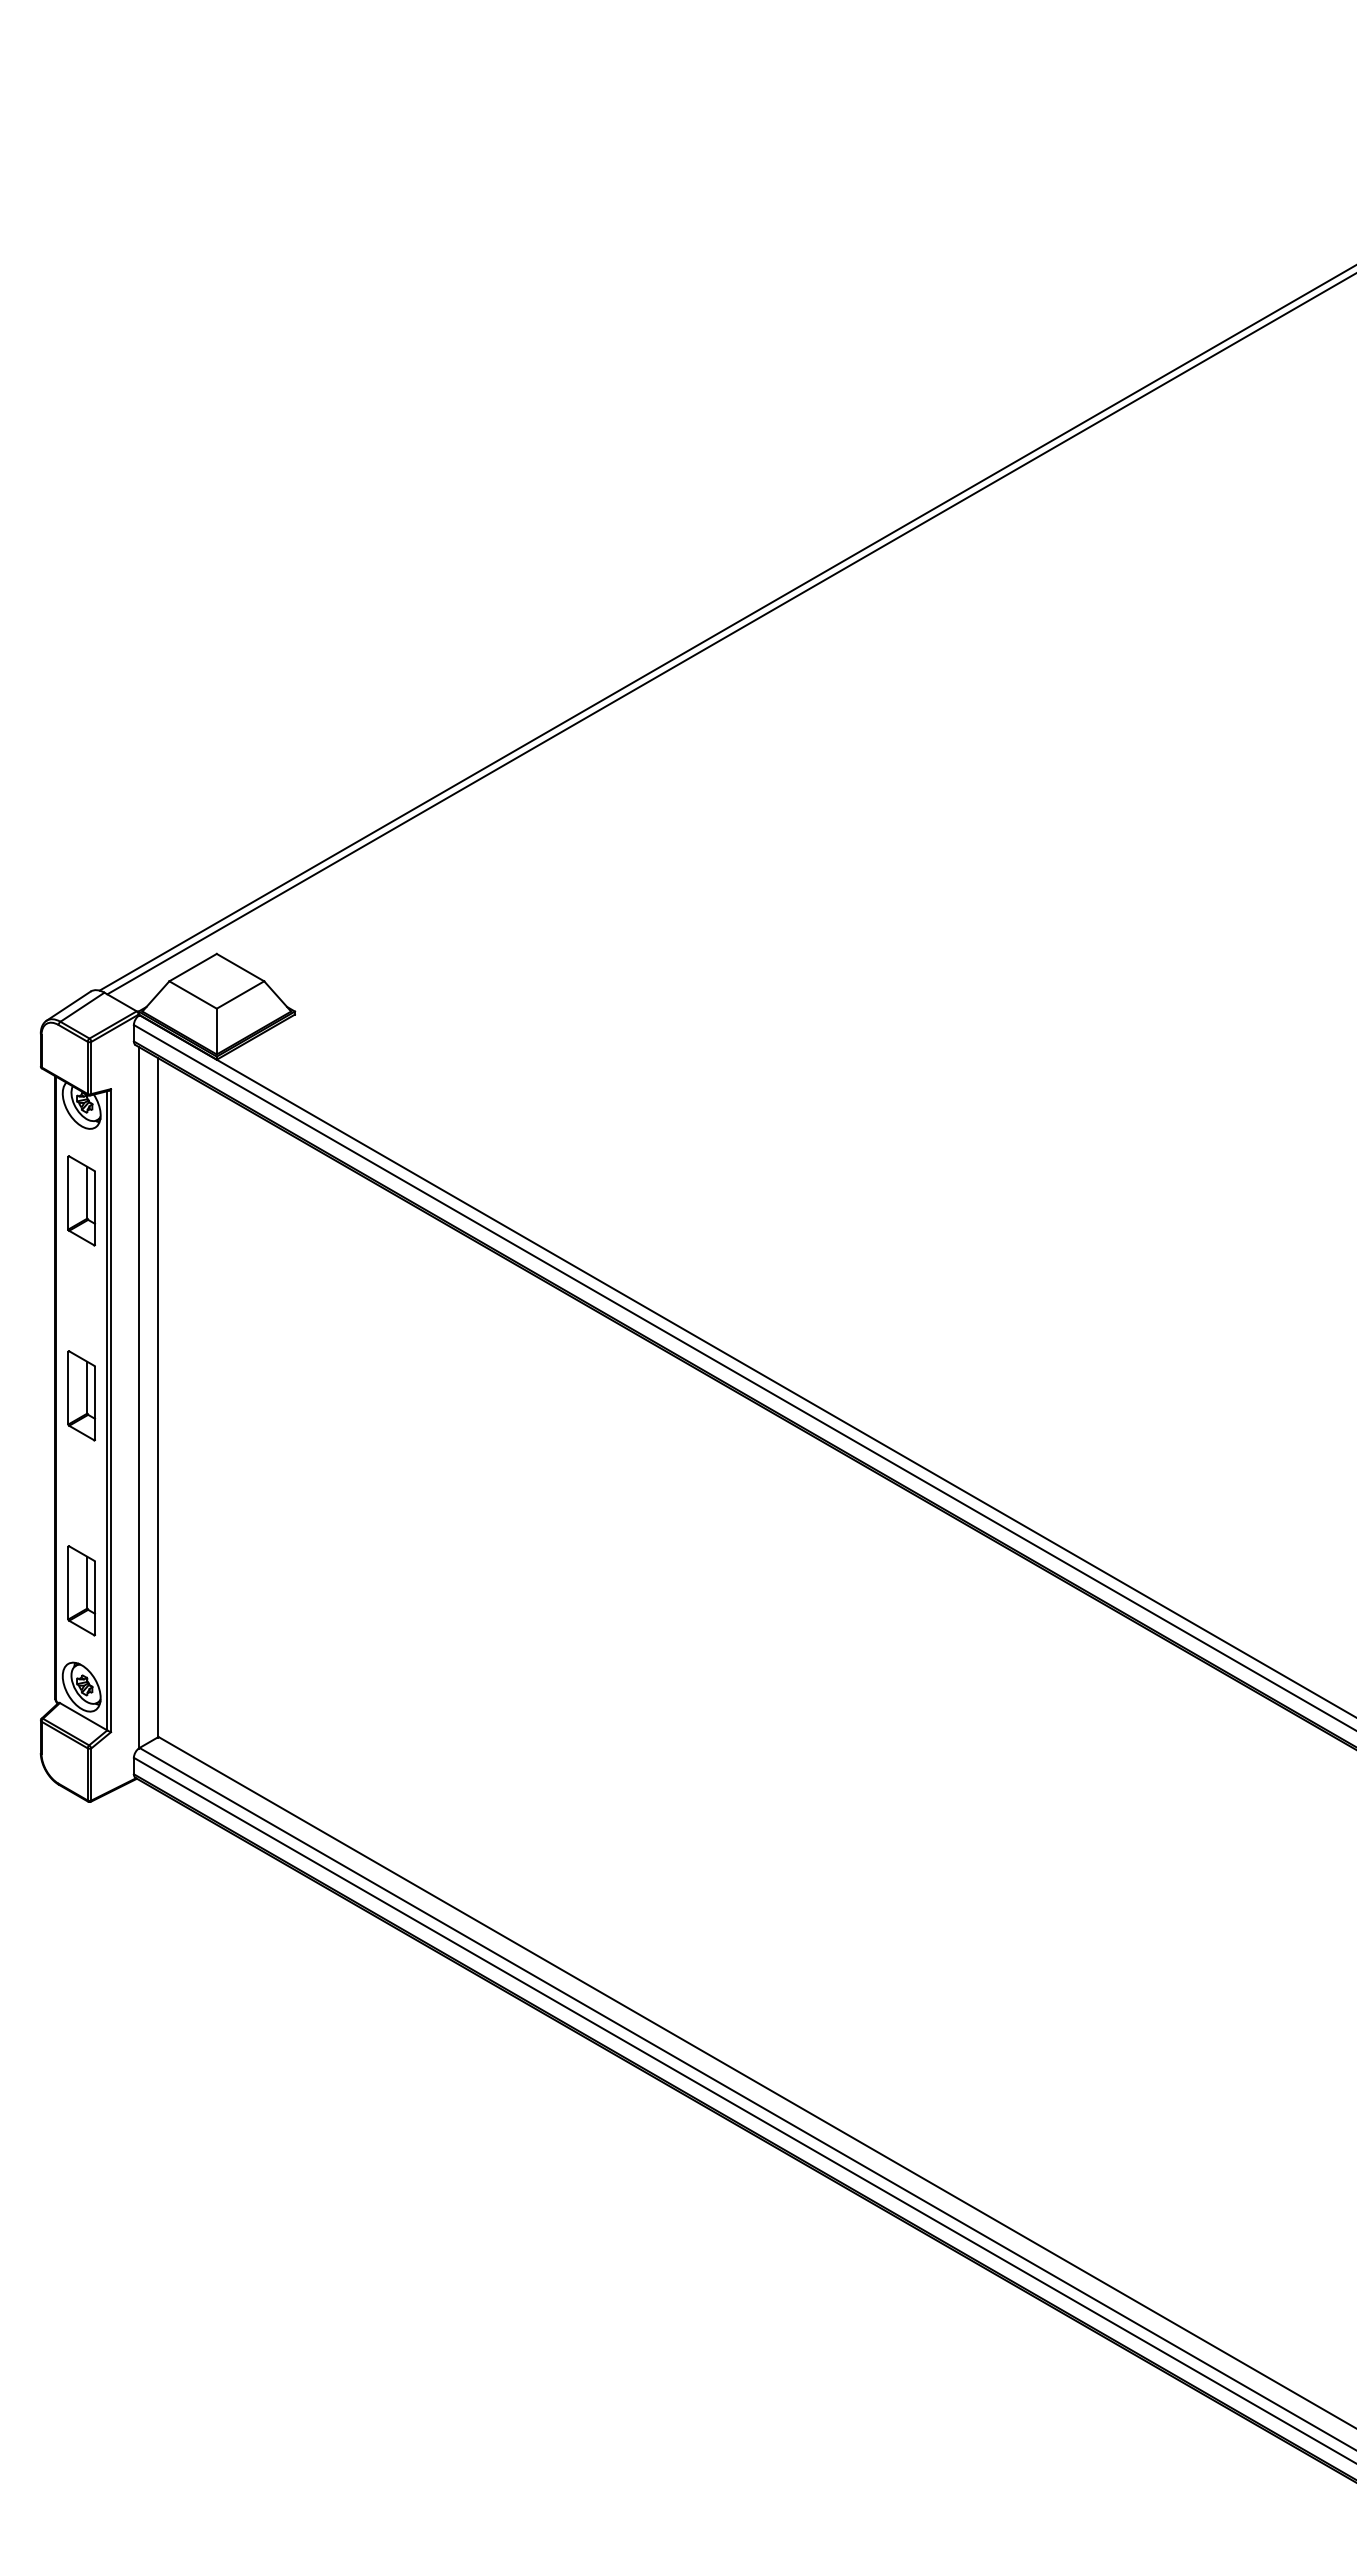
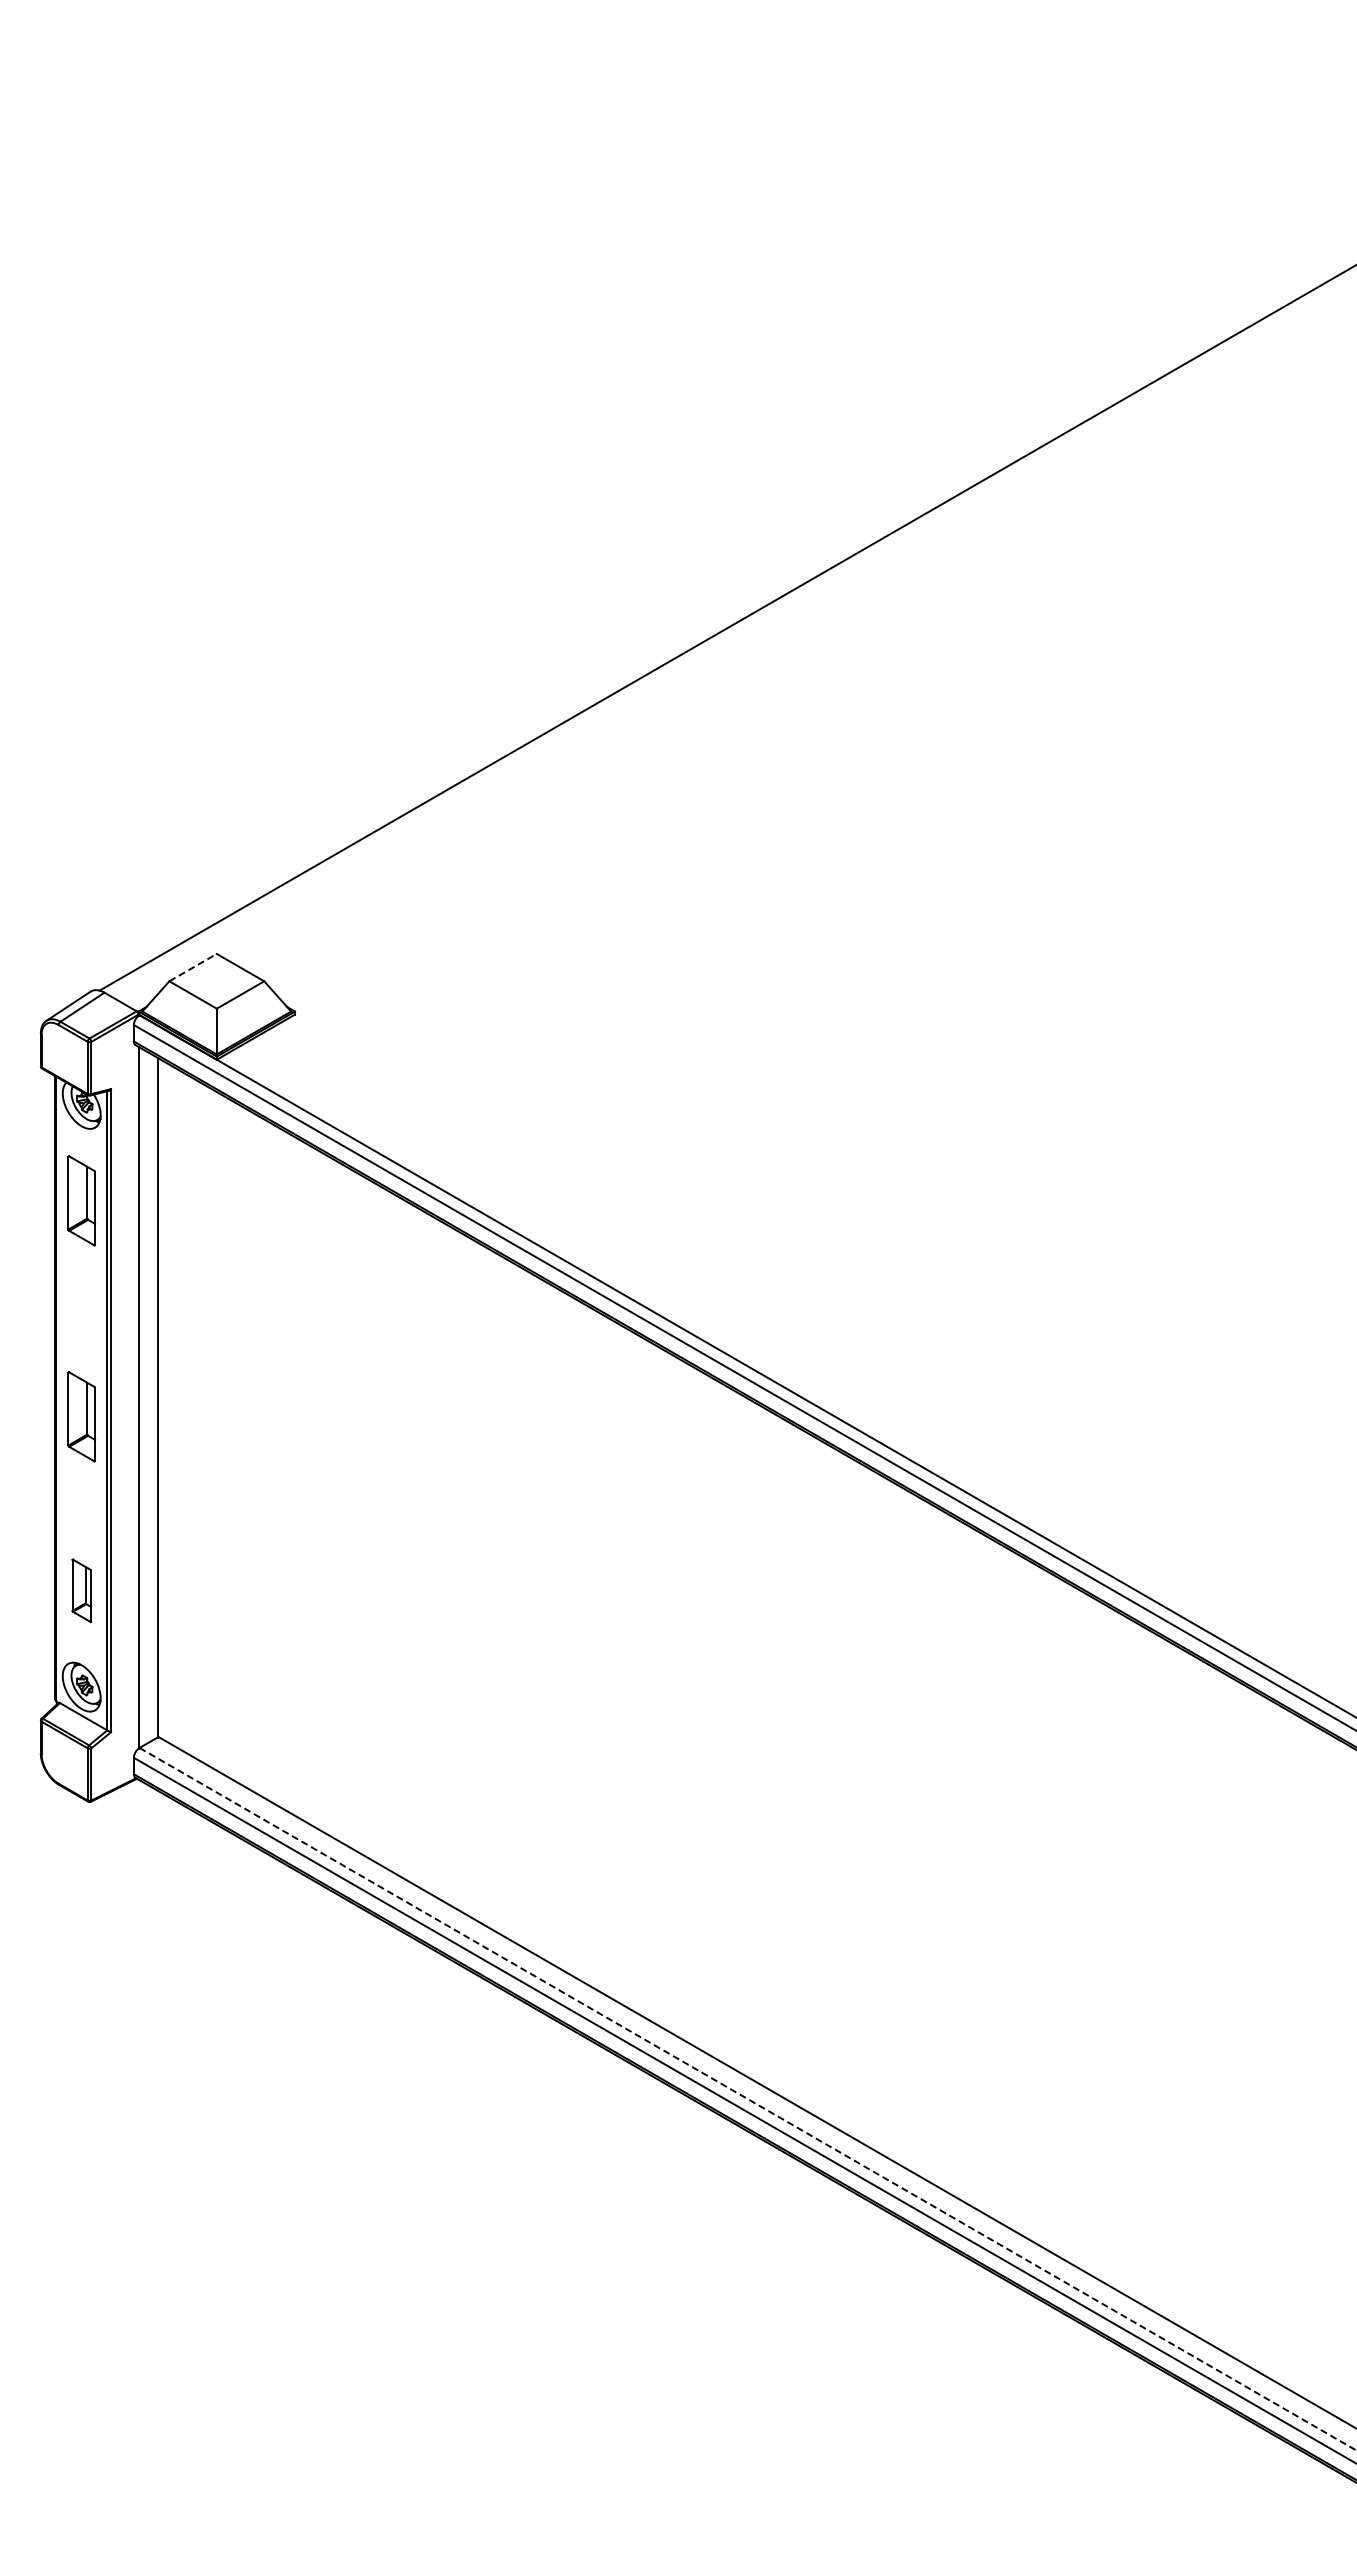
line: present -> none (730, 634)
line: solid -> dashed (193, 967)
part position: (81, 1395) -> (81, 1416) (81, 1416)
part size: 30x92 px -> 22x66 px (81, 1590)
line: solid -> dashed (748, 2099)
